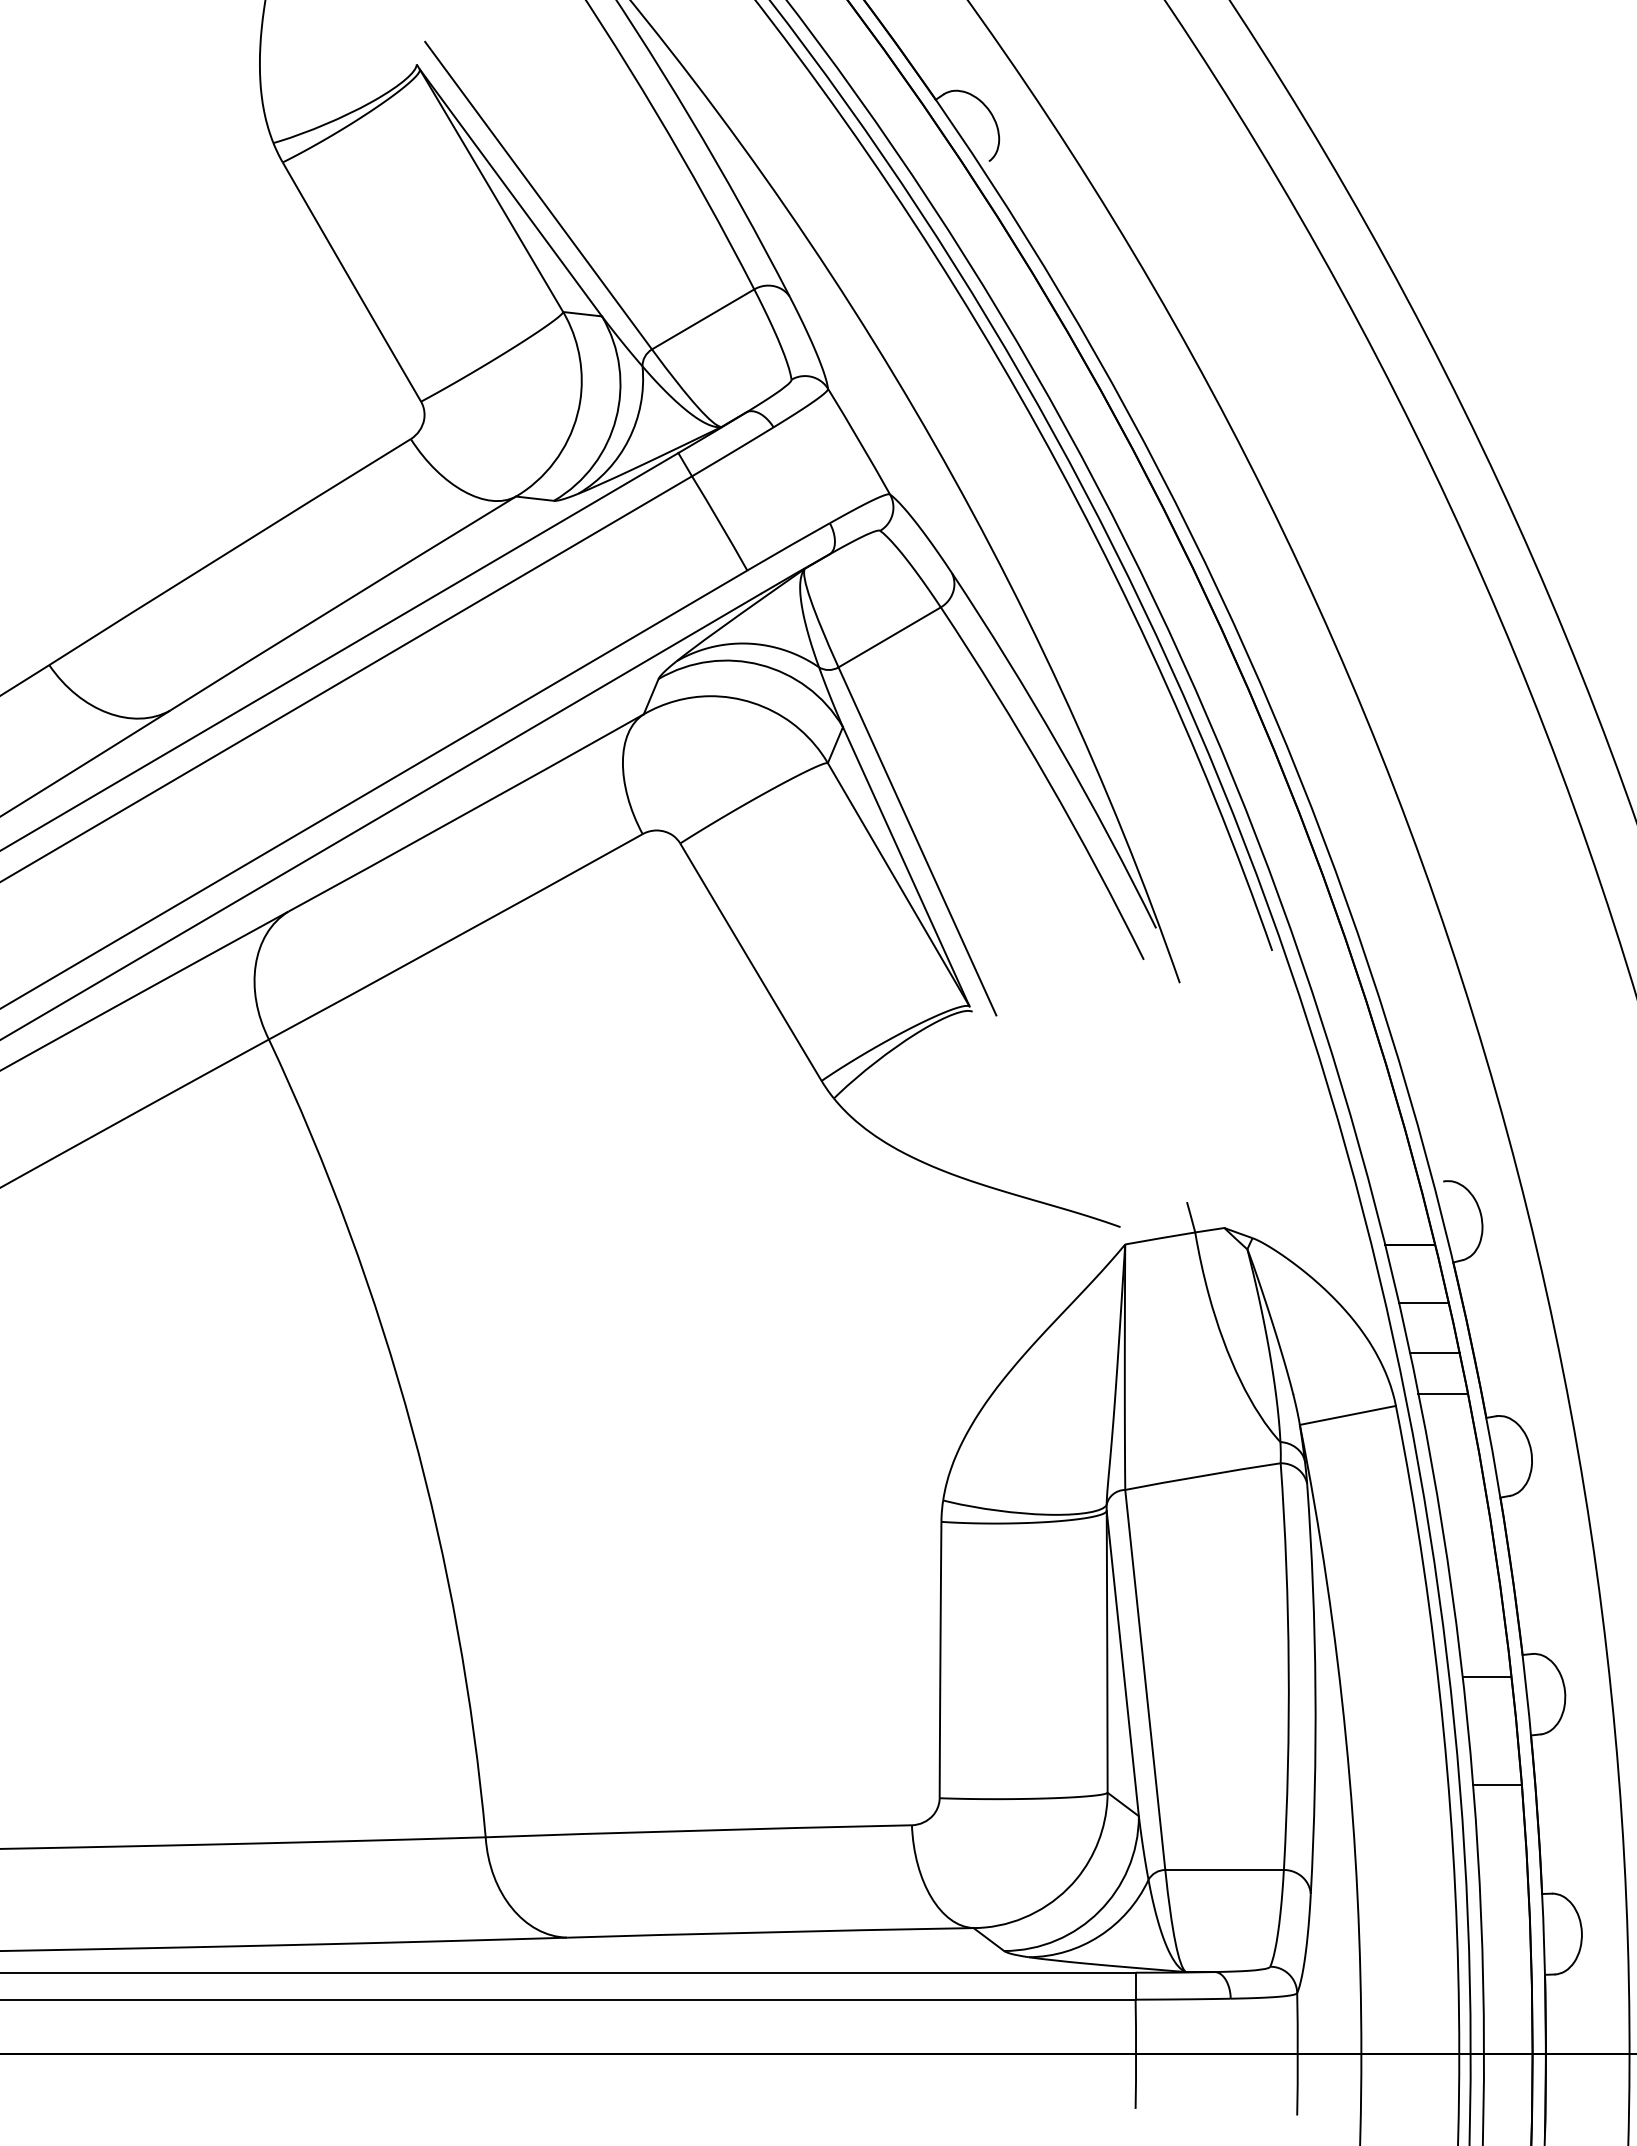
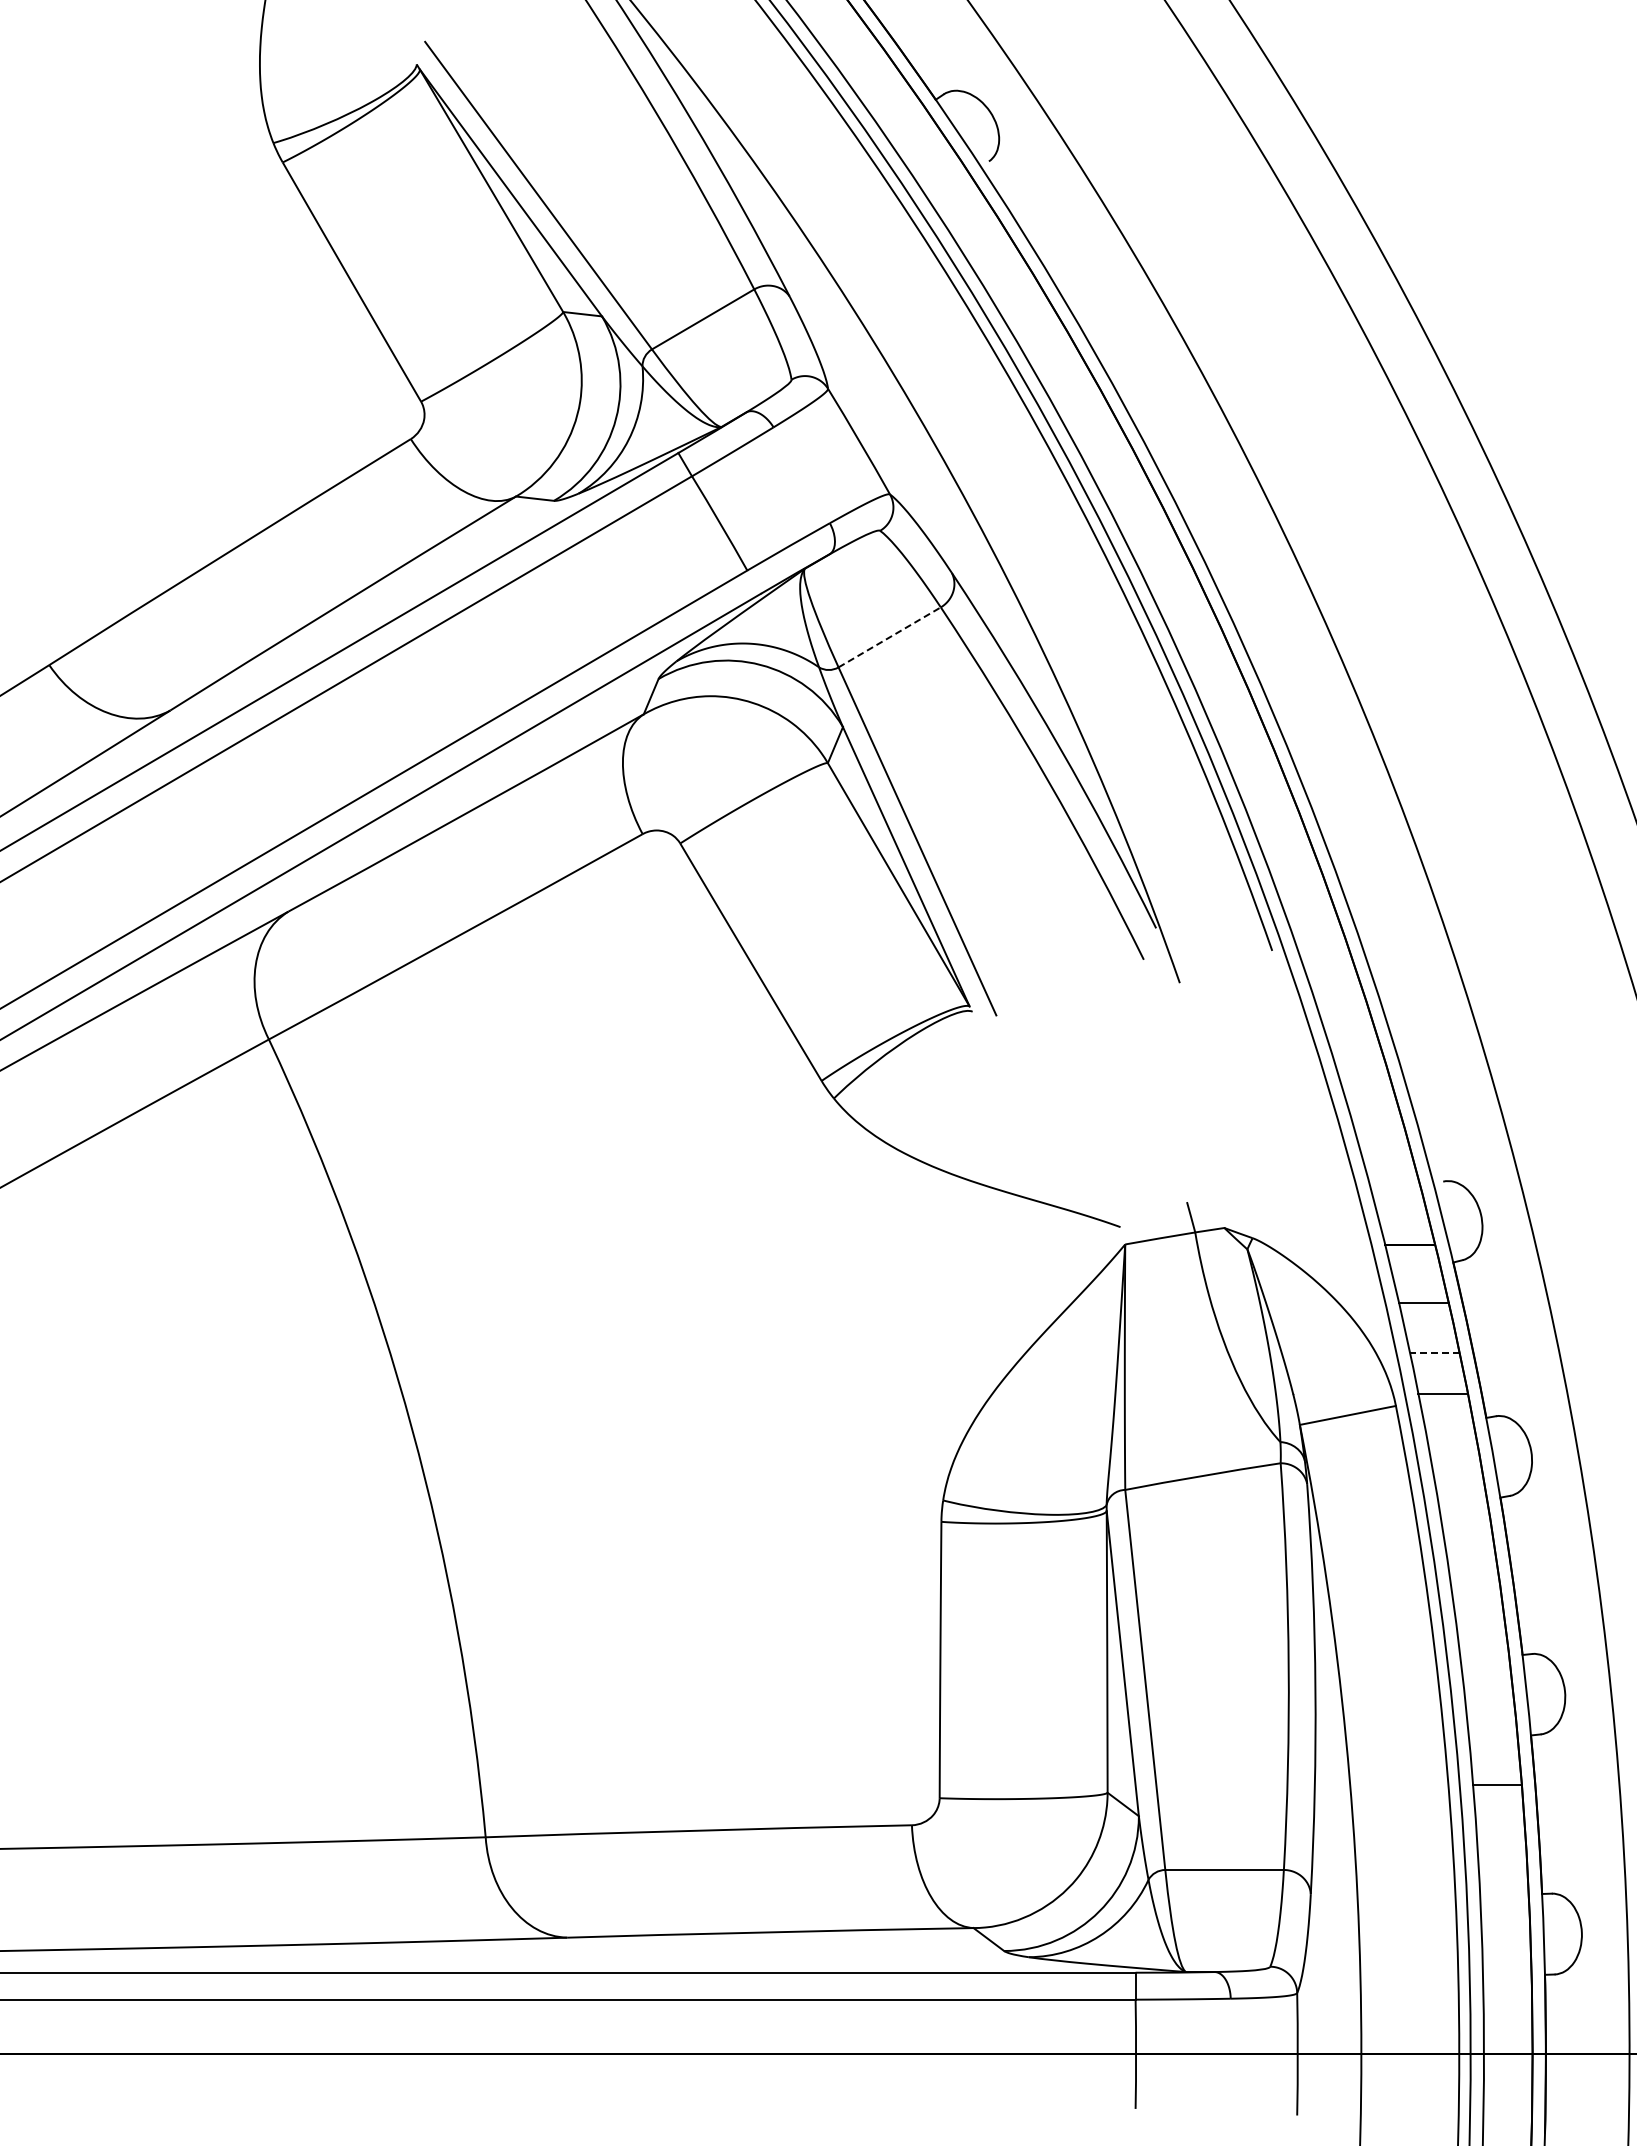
line: solid -> dashed (890, 637)
line: solid -> dashed (1434, 1353)
line: present -> none (1486, 1676)
